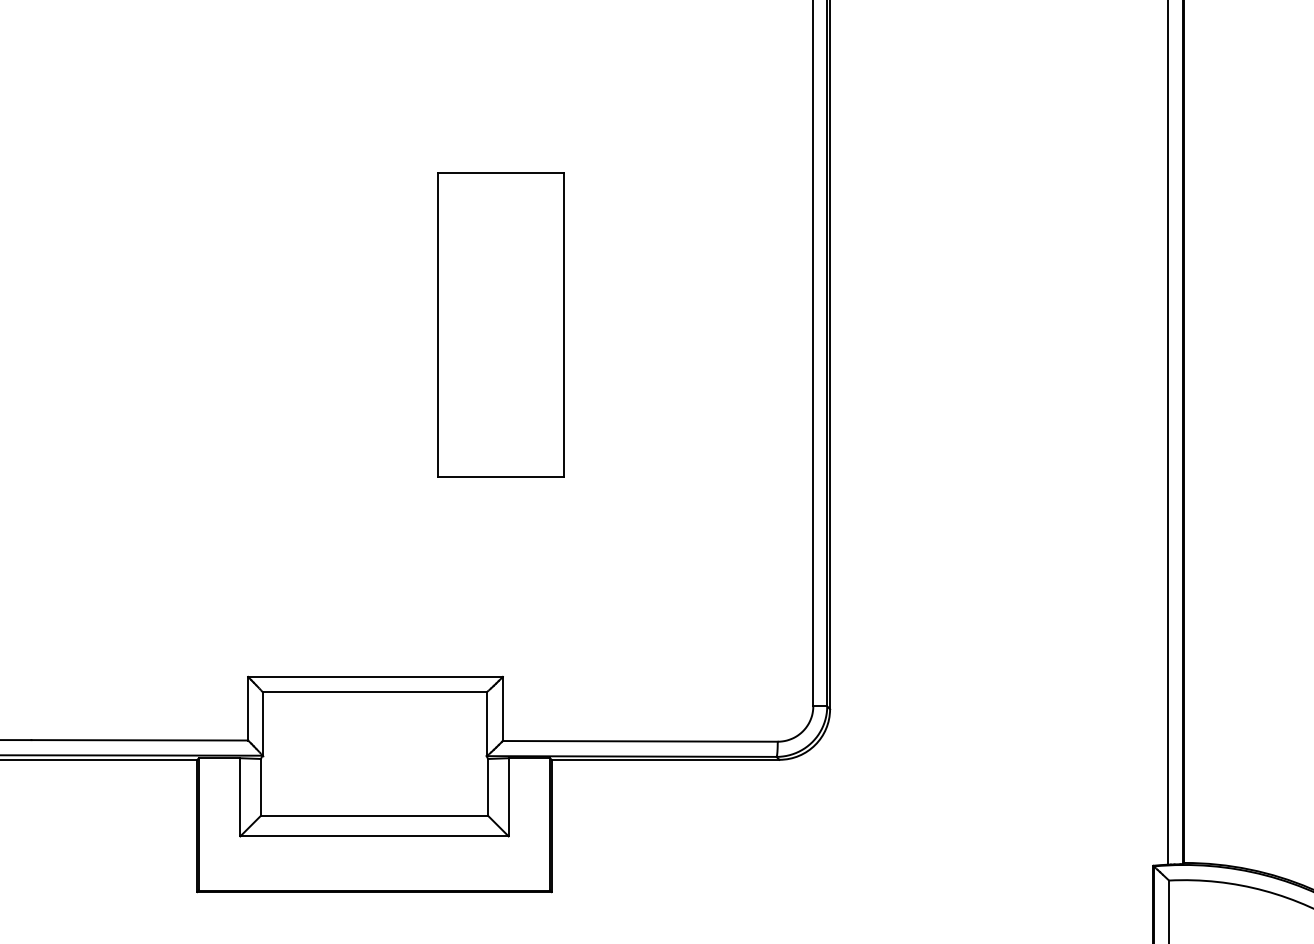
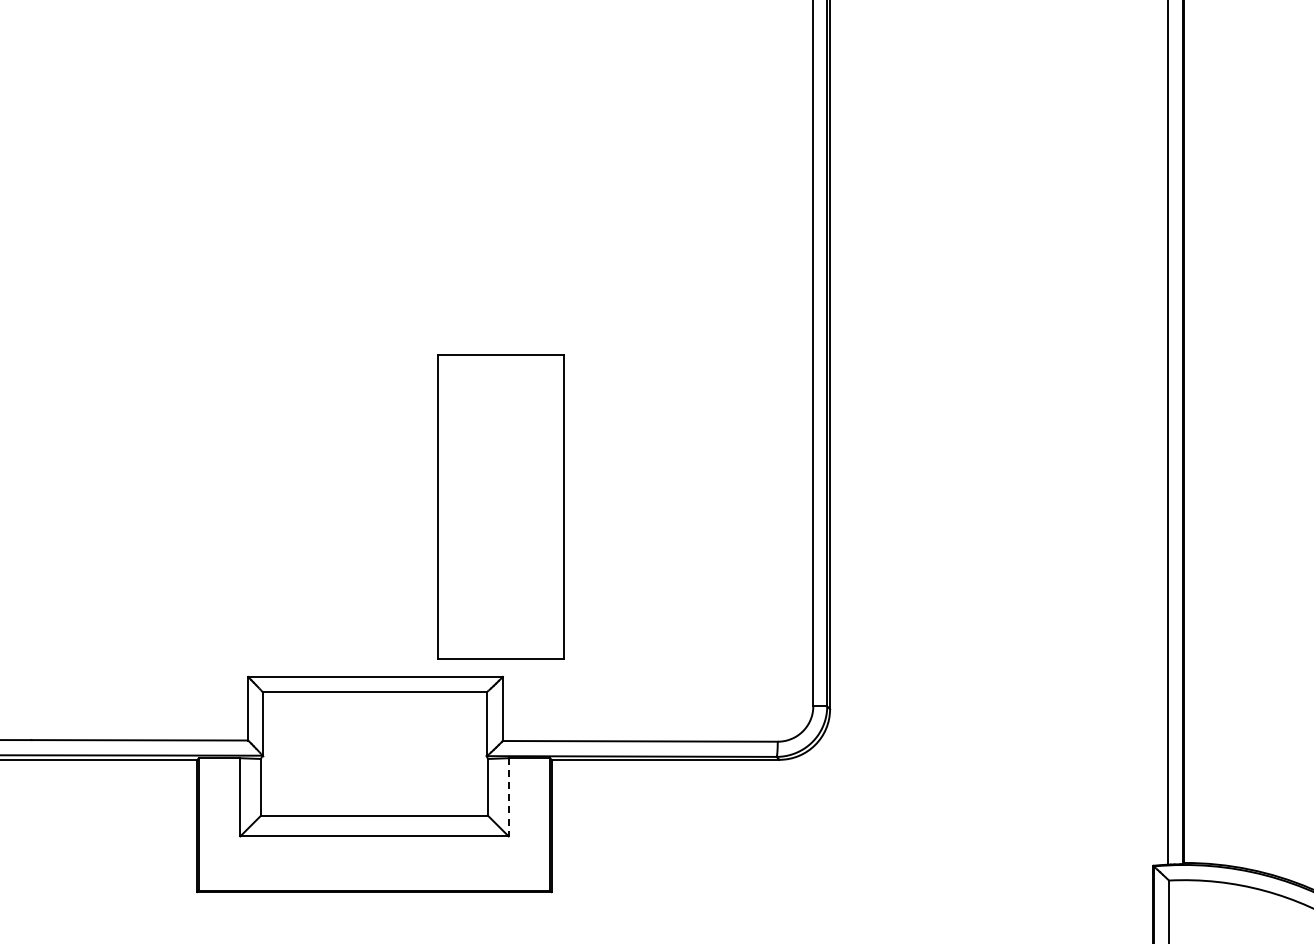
part position: (500, 324) -> (500, 506) (500, 506)
line: solid -> dashed (508, 797)
